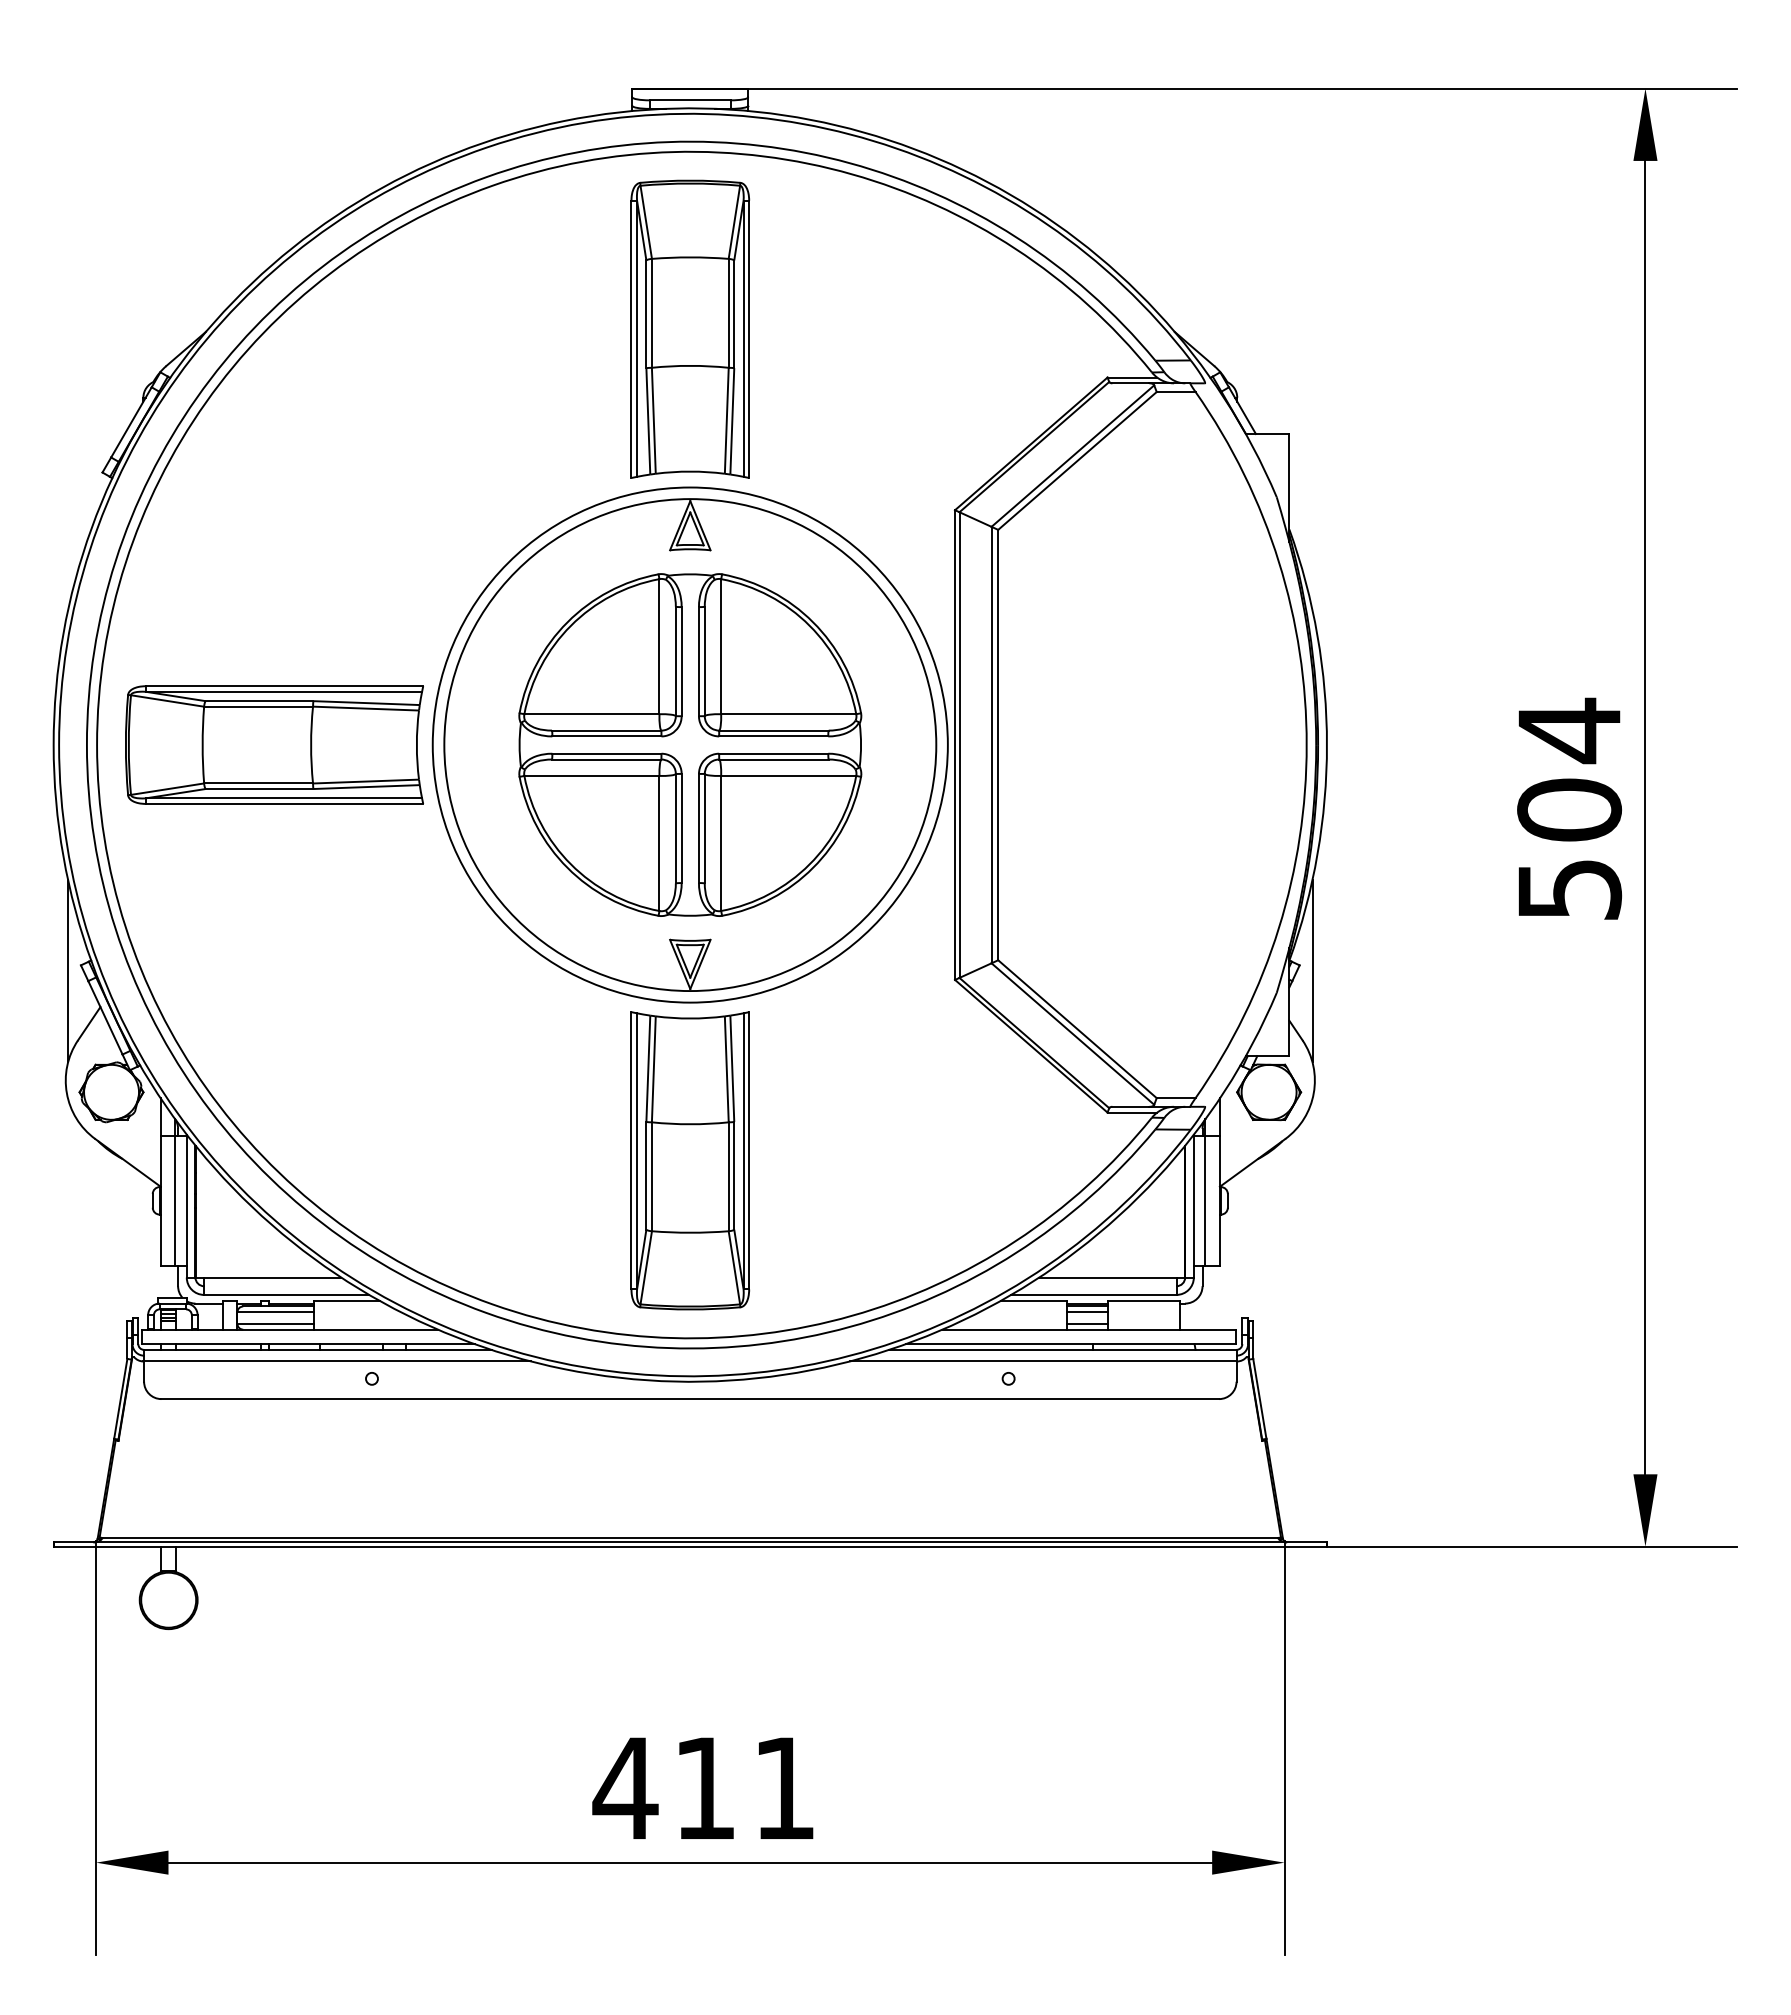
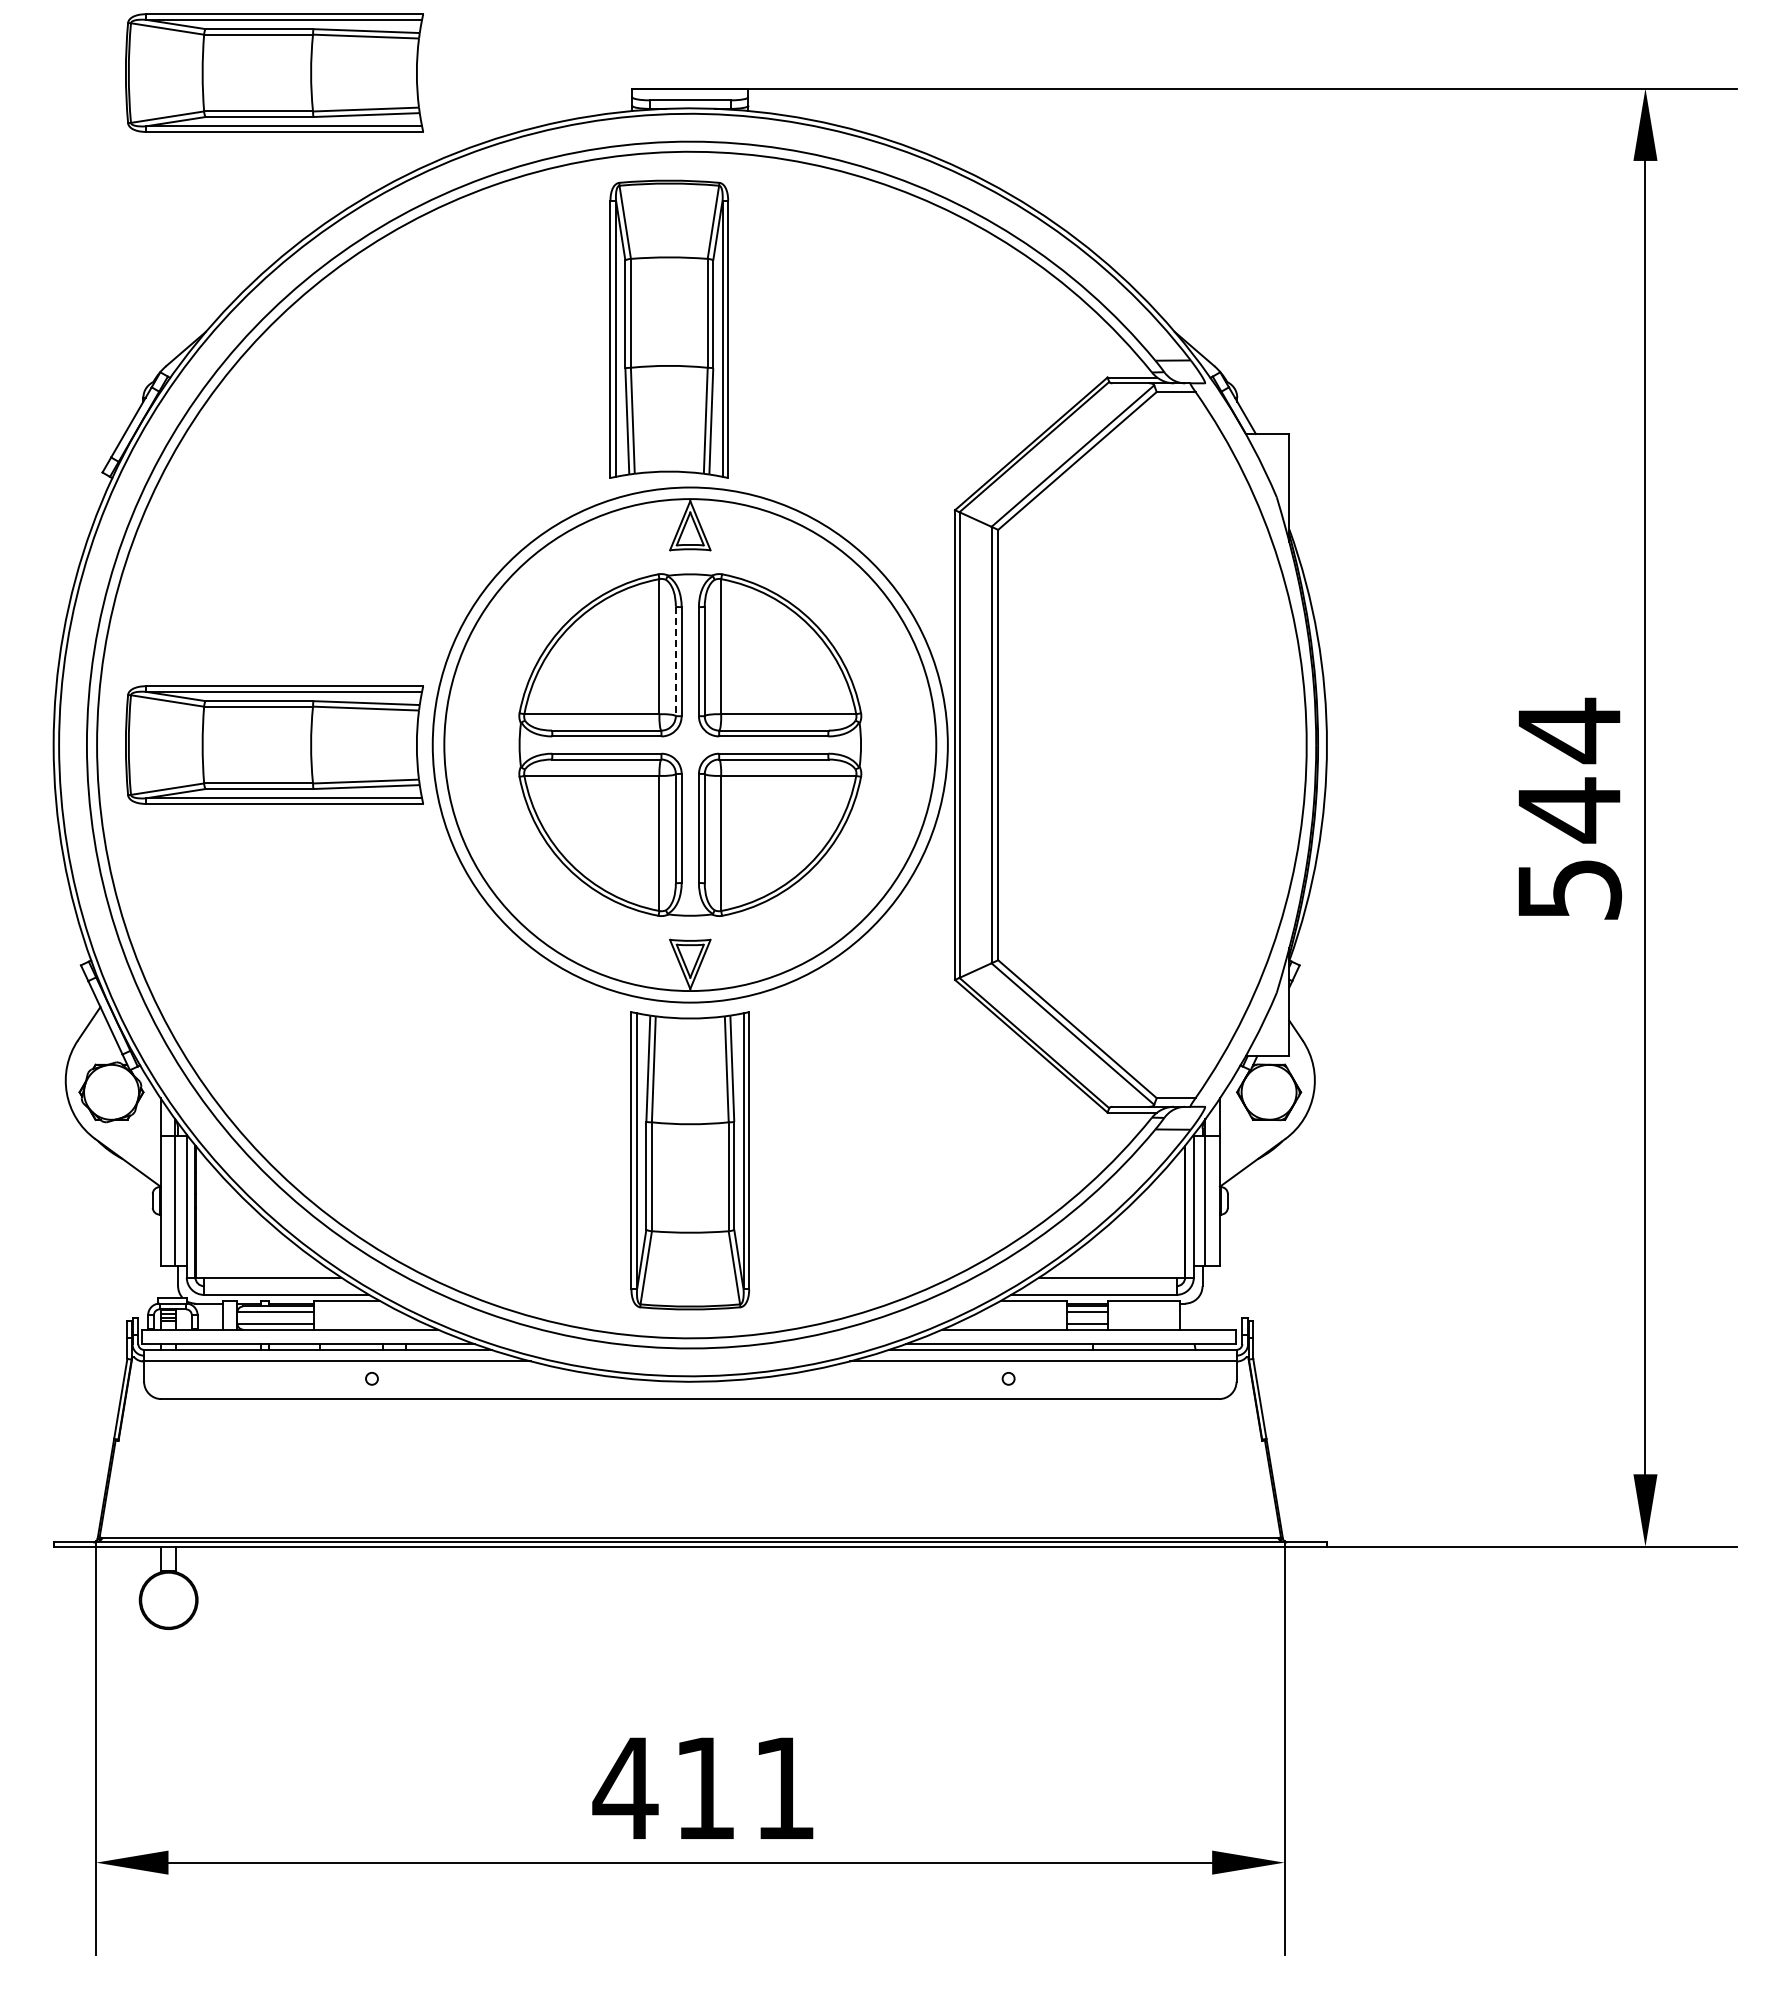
part: none -> present (274, 72)
part position: (690, 328) -> (669, 328) (669, 328)
line: solid -> dashed (675, 661)
text: 504 -> 544 (1569, 810)
line: present -> none (68, 971)
line: present -> none (1312, 971)
